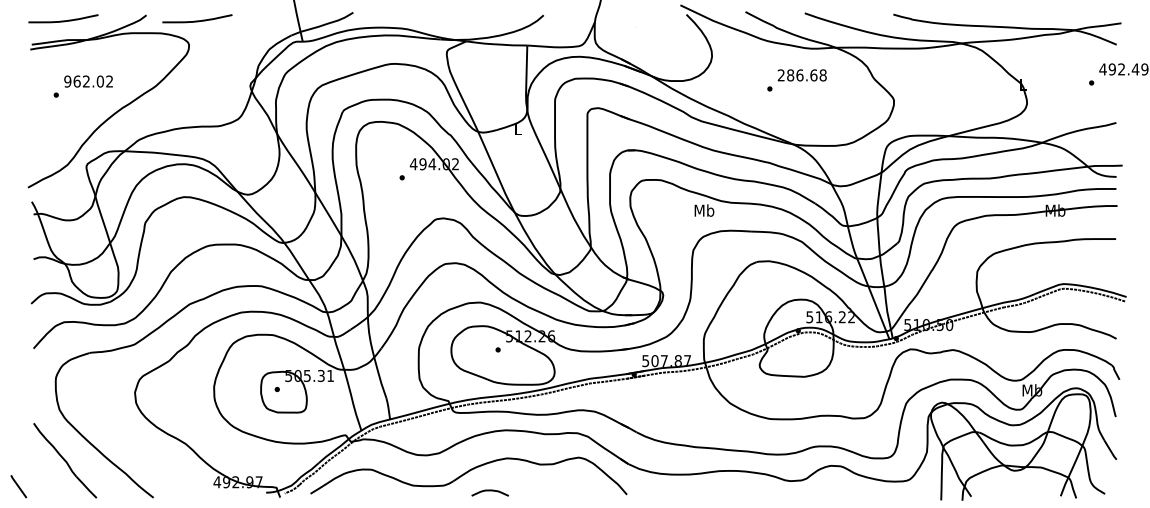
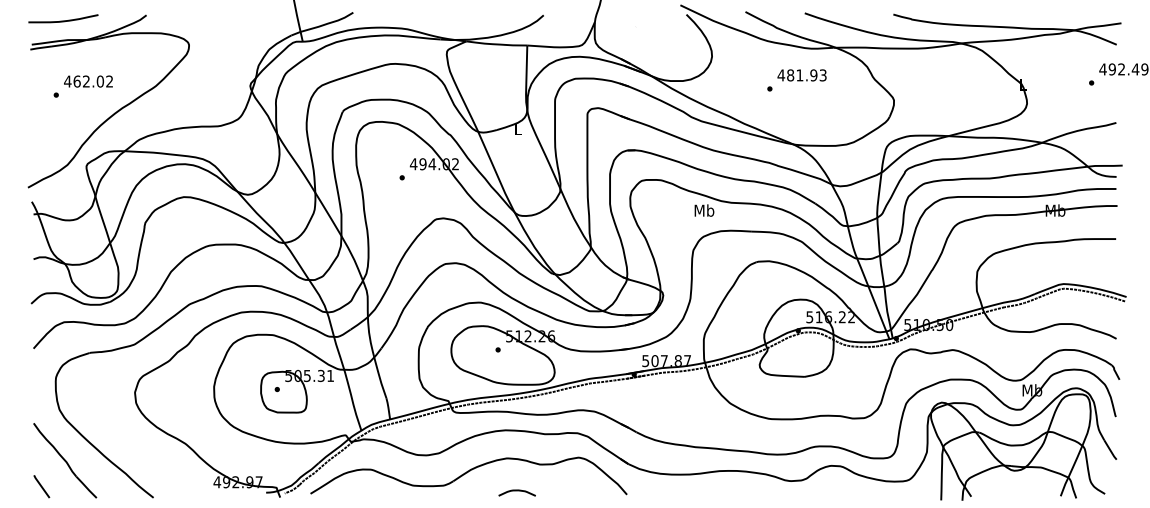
curve: present -> none (197, 20)
text: 286.68 -> 481.93 (801, 75)
text: 962.02 -> 462.02 (67, 81)
line position: (18, 486) -> (41, 486) (41, 486)
curve position: (489, 491) -> (516, 491) (516, 491)
